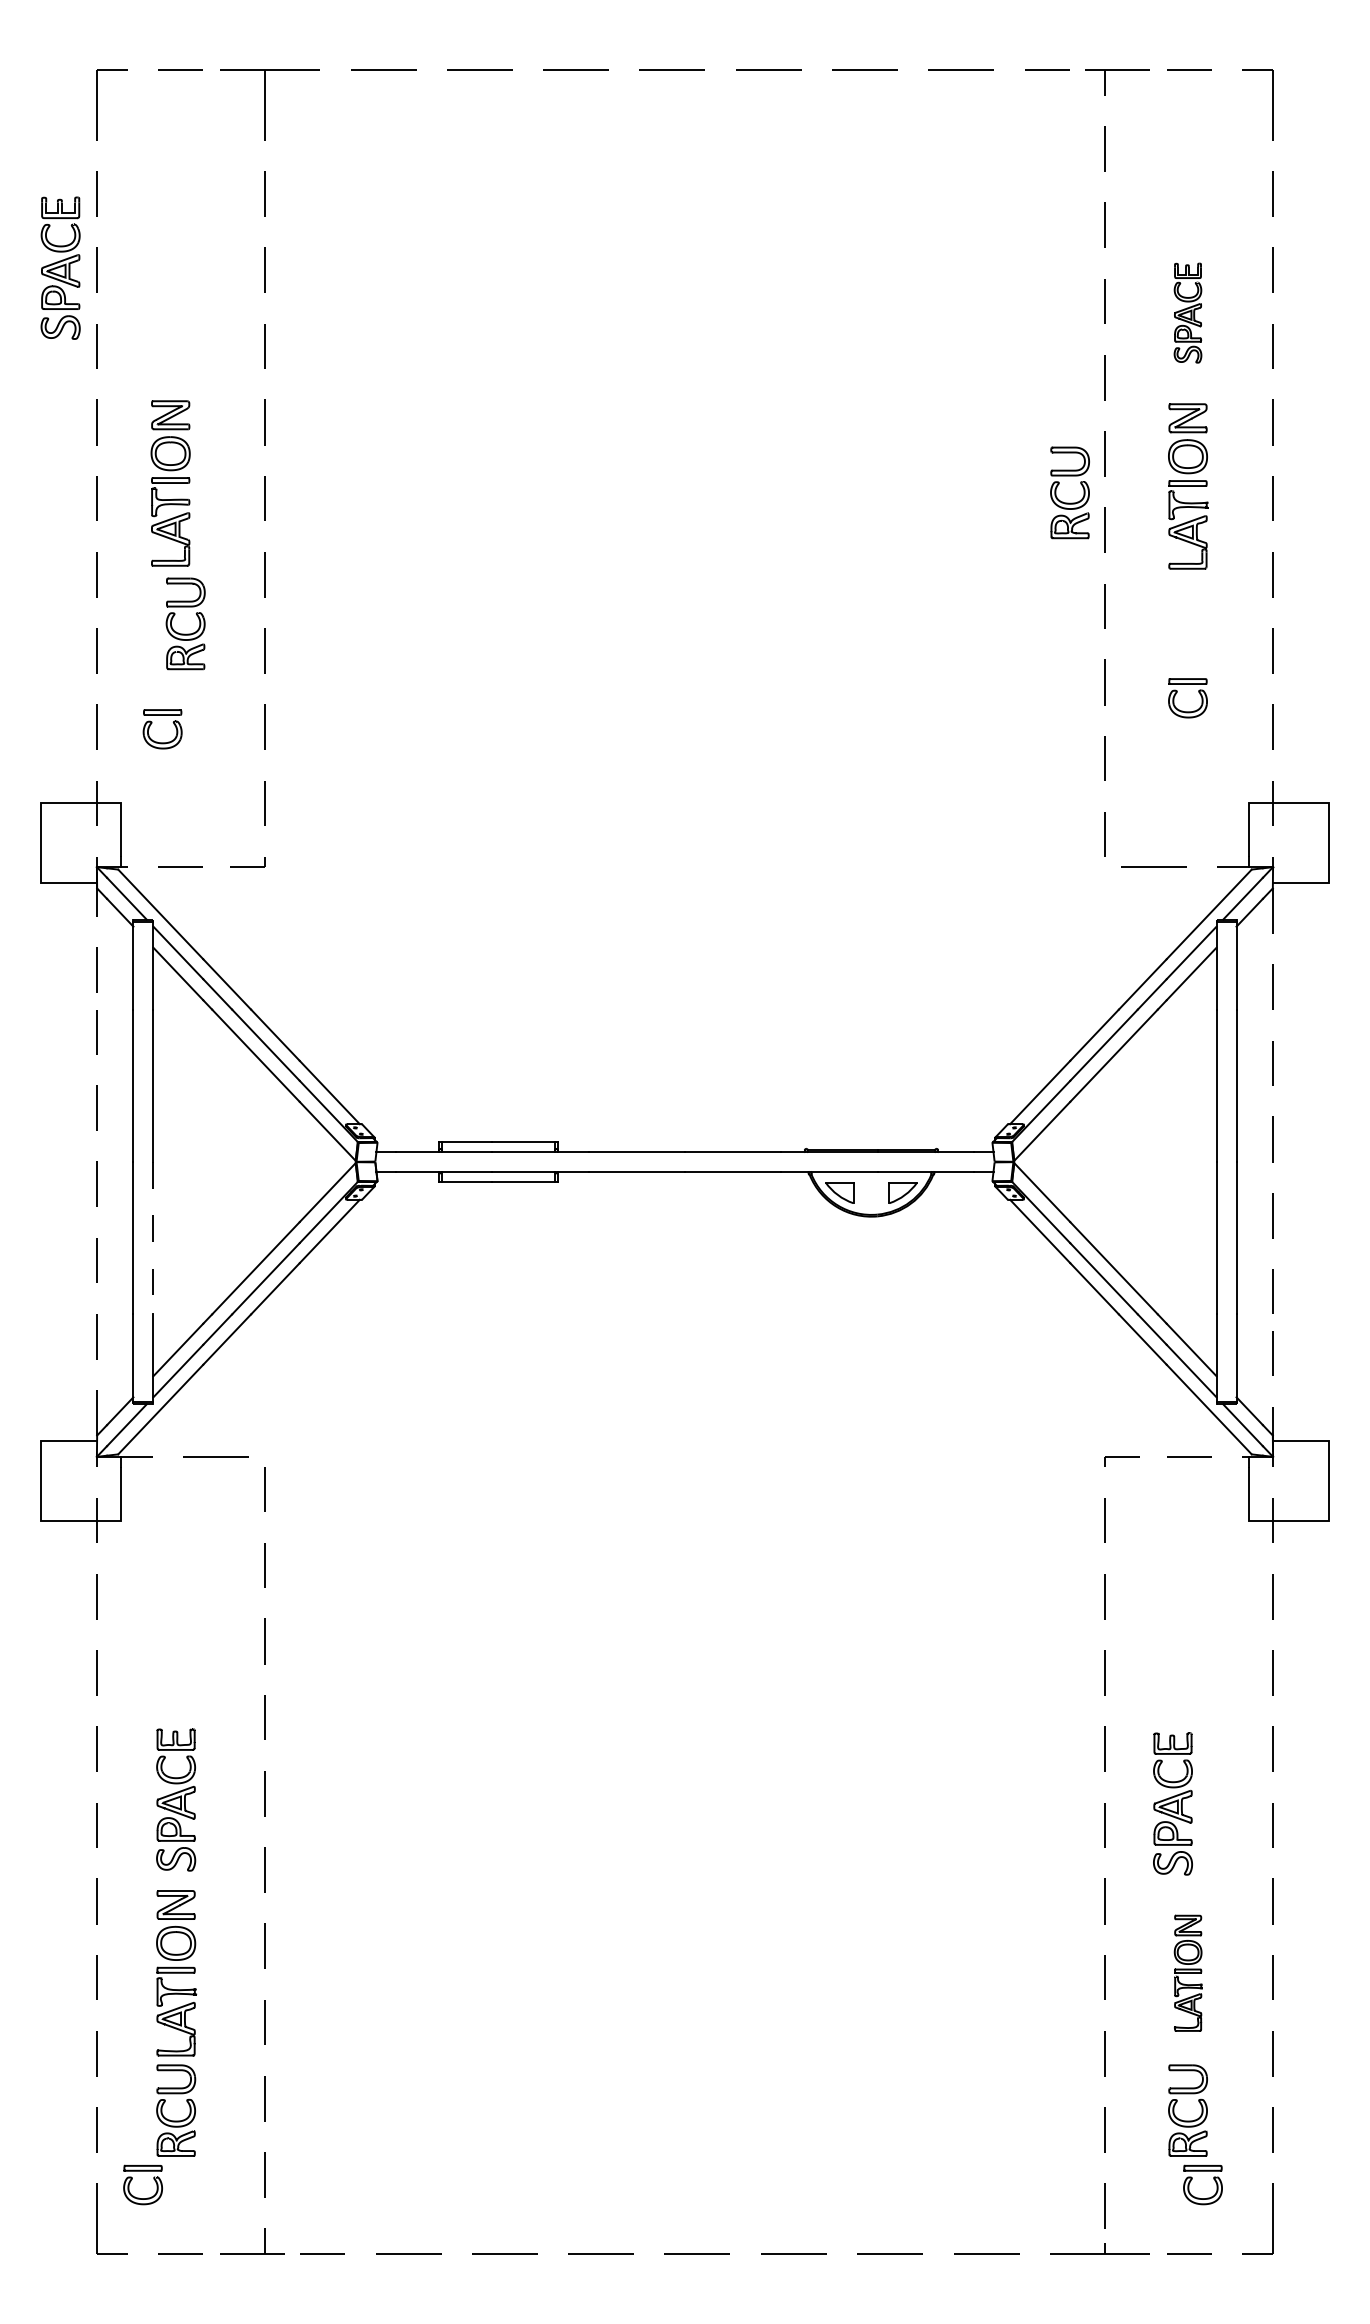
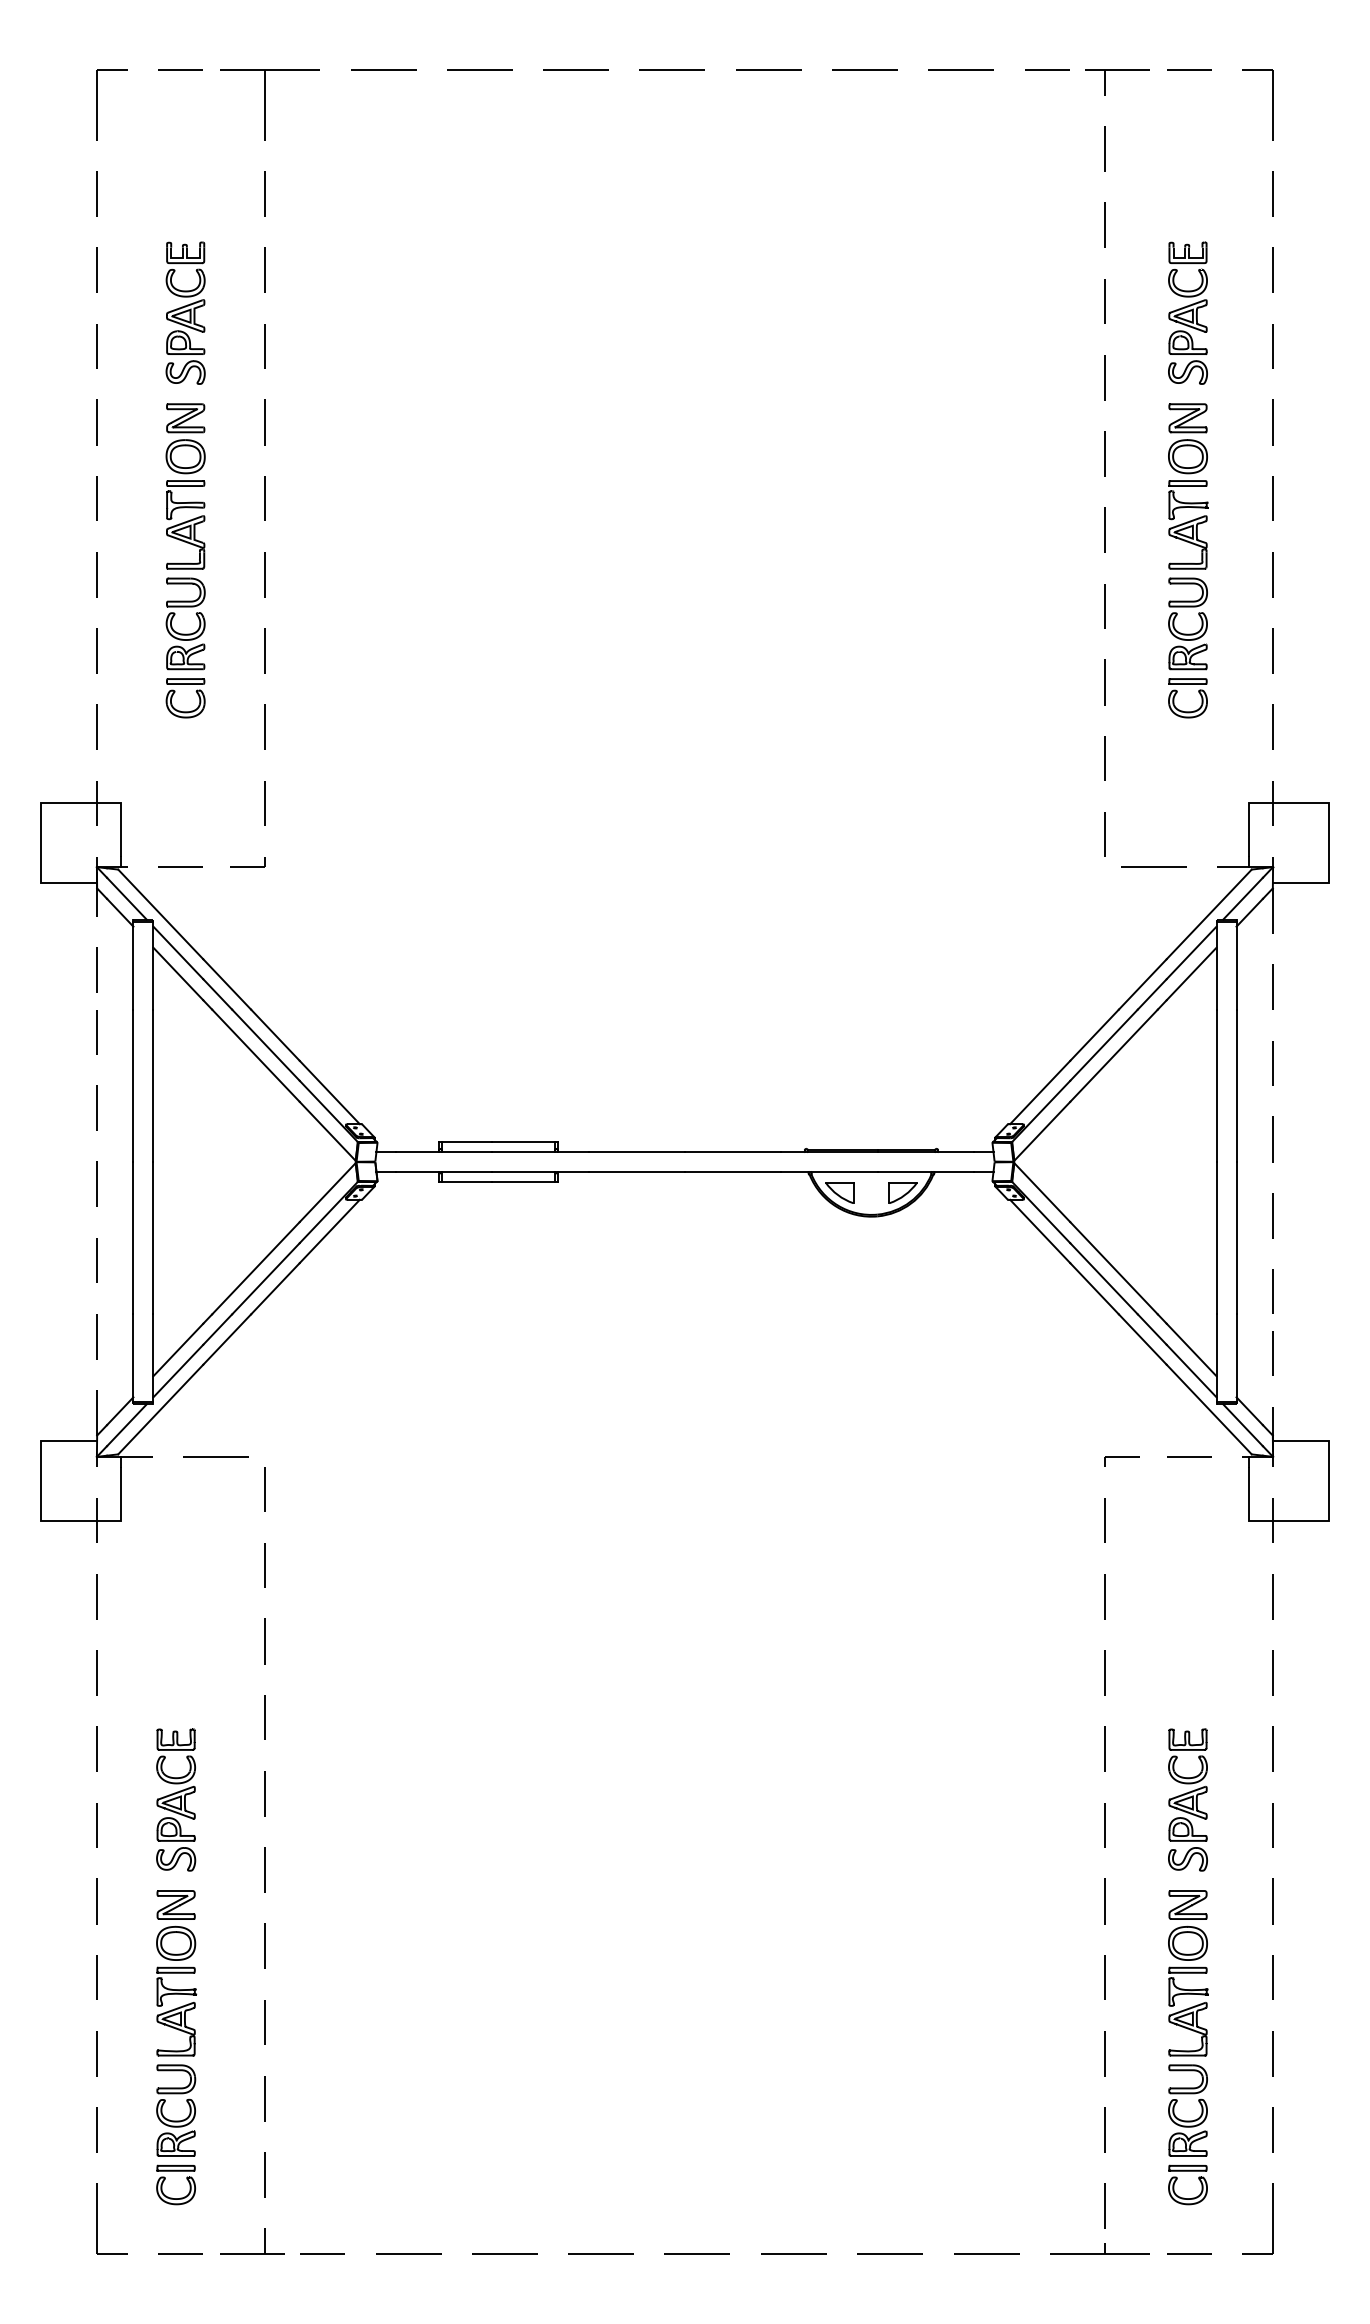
part position: (60, 267) -> (185, 312) (185, 312)
part size: 30x102 px -> 40x144 px (1187, 312)
part position: (170, 483) -> (185, 486) (185, 486)
part position: (1069, 502) -> (1187, 633) (1187, 633)
part position: (152, 723) -> (175, 692) (175, 692)
line: dashed -> solid (153, 1238)
part position: (1172, 1803) -> (1187, 1799) (1187, 1799)
part size: 30x118 px -> 41x167 px (1188, 1973)
part position: (132, 2179) -> (165, 2179) (165, 2179)
part position: (1192, 2179) -> (1177, 2179) (1177, 2179)
